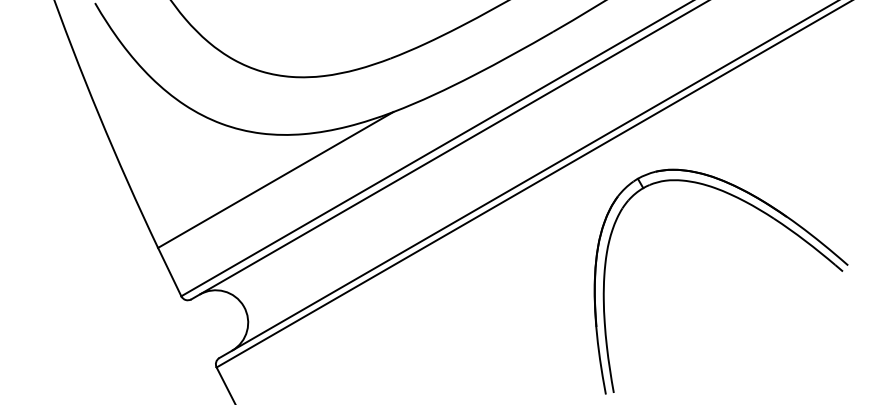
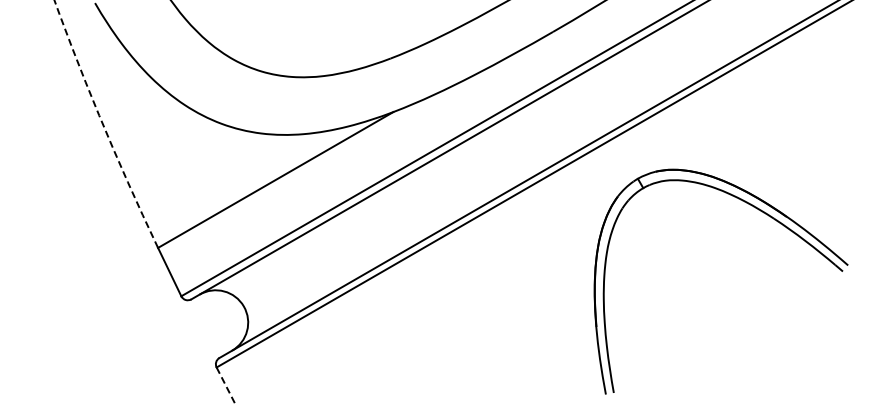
arc: solid -> dashed (103, 125)
line: solid -> dashed (226, 385)
